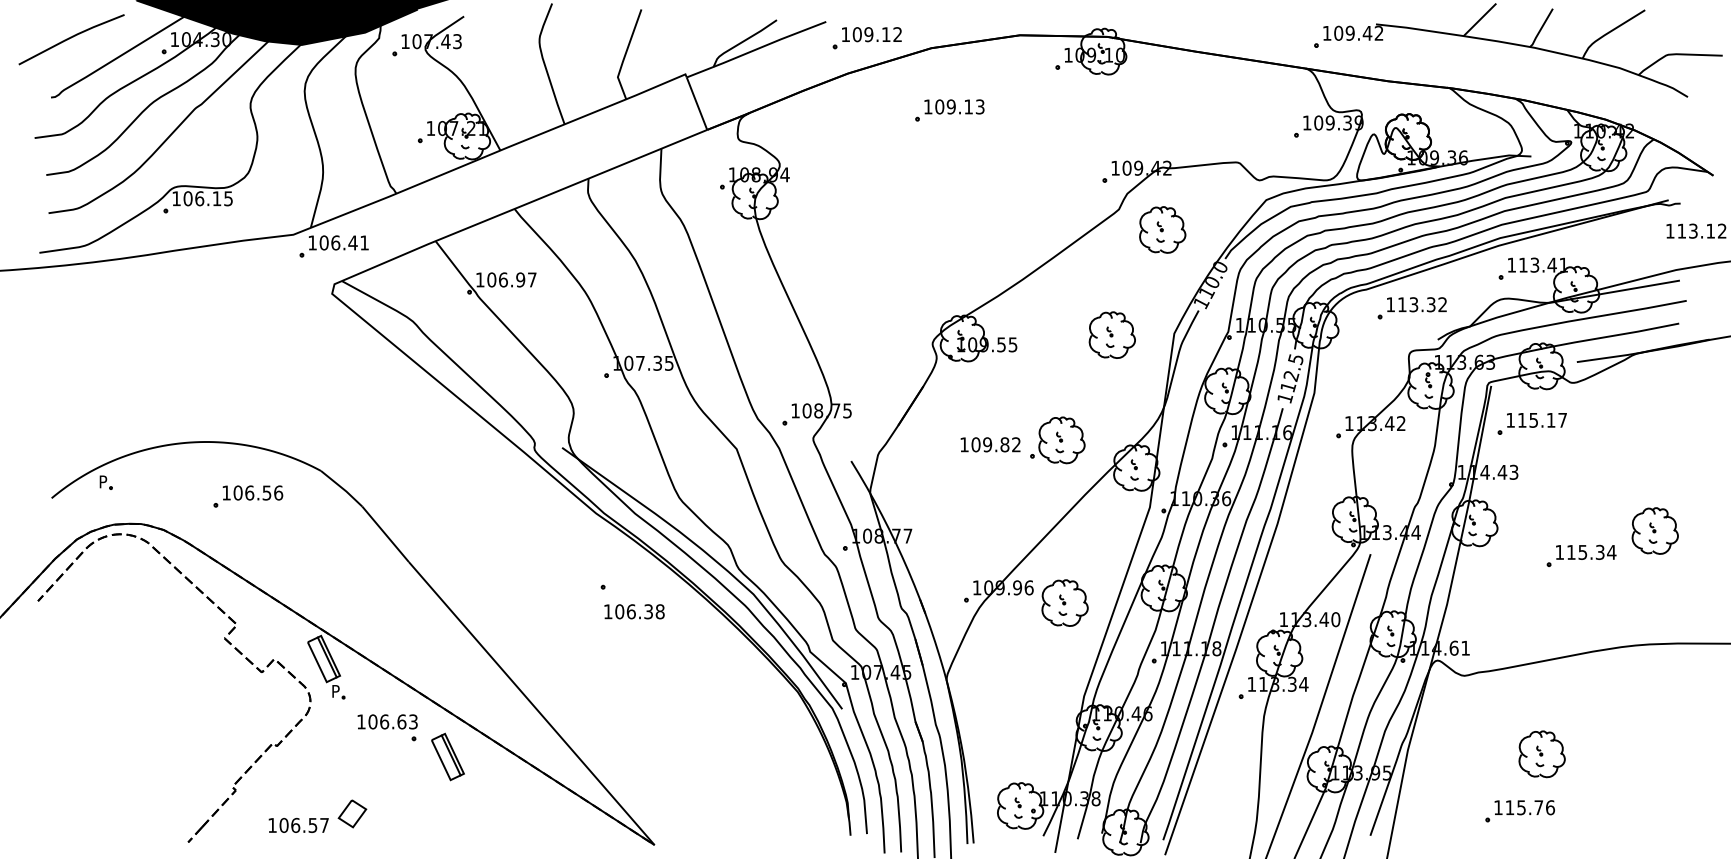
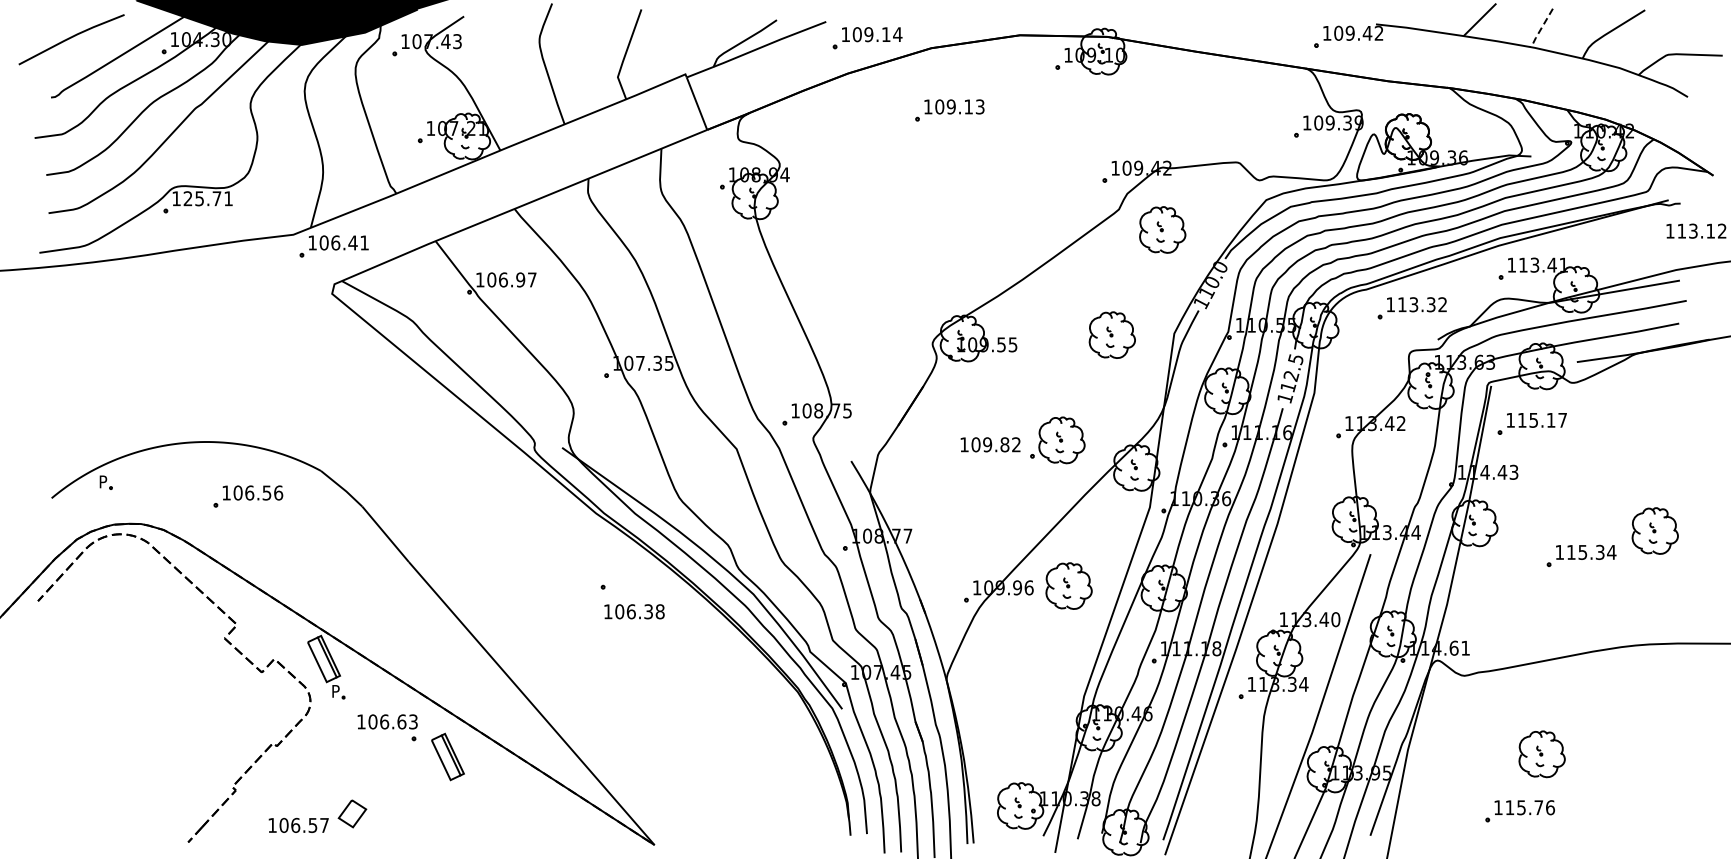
line: solid -> dashed (1540, 29)
text: 109.12 -> 109.14 (897, 34)
text: 106.15 -> 125.71 (207, 198)
part position: (1064, 602) -> (1068, 585) (1068, 585)
